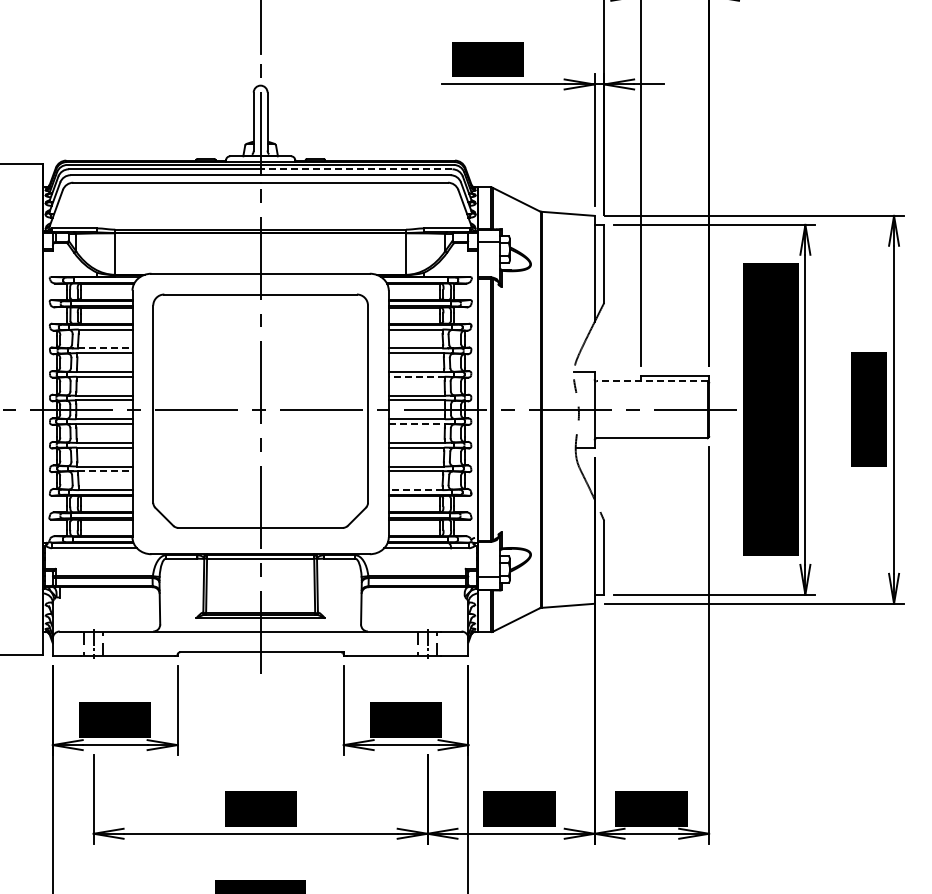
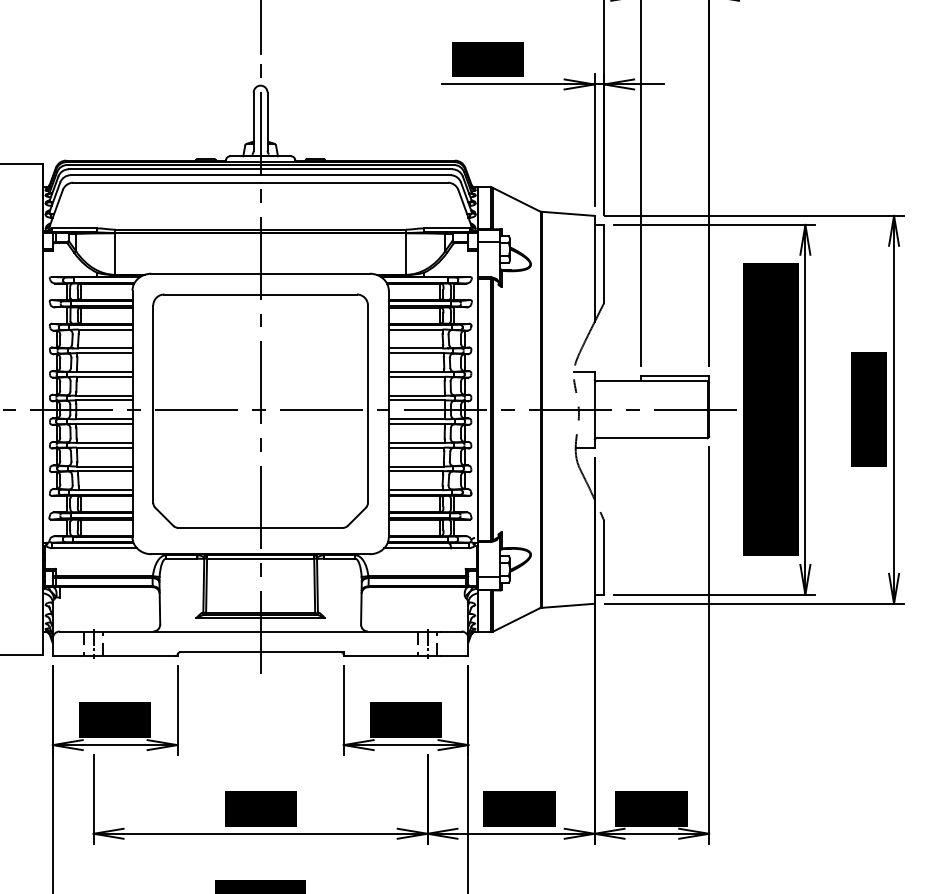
line: dashed -> solid (356, 169)
line: dashed -> solid (105, 348)
line: dashed -> solid (416, 376)
line: dashed -> solid (652, 381)
line: dashed -> solid (417, 423)
line: dashed -> solid (105, 471)
line: dashed -> solid (415, 490)
